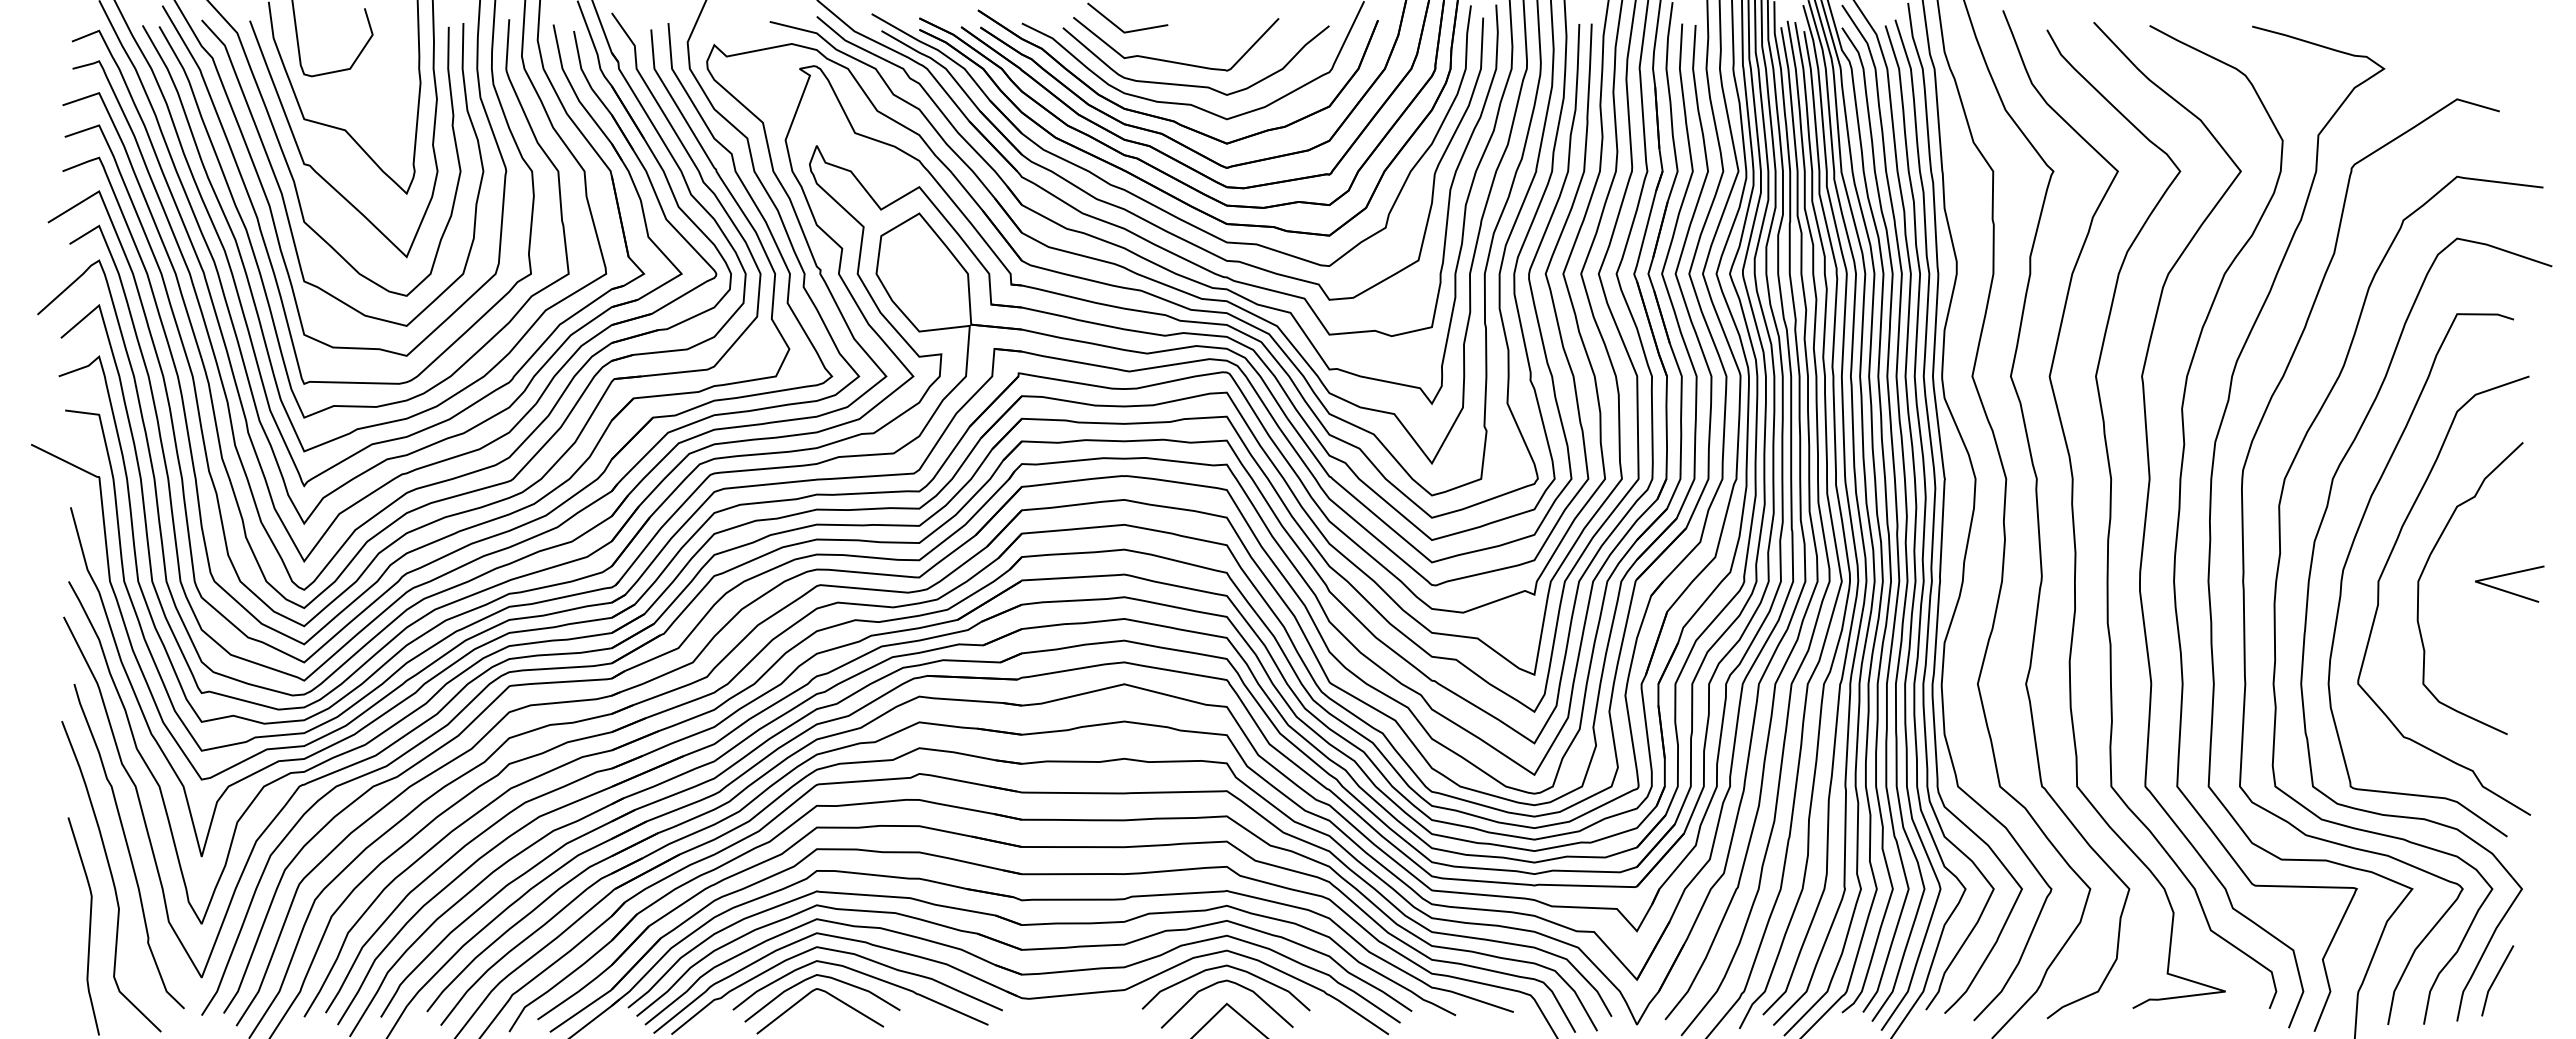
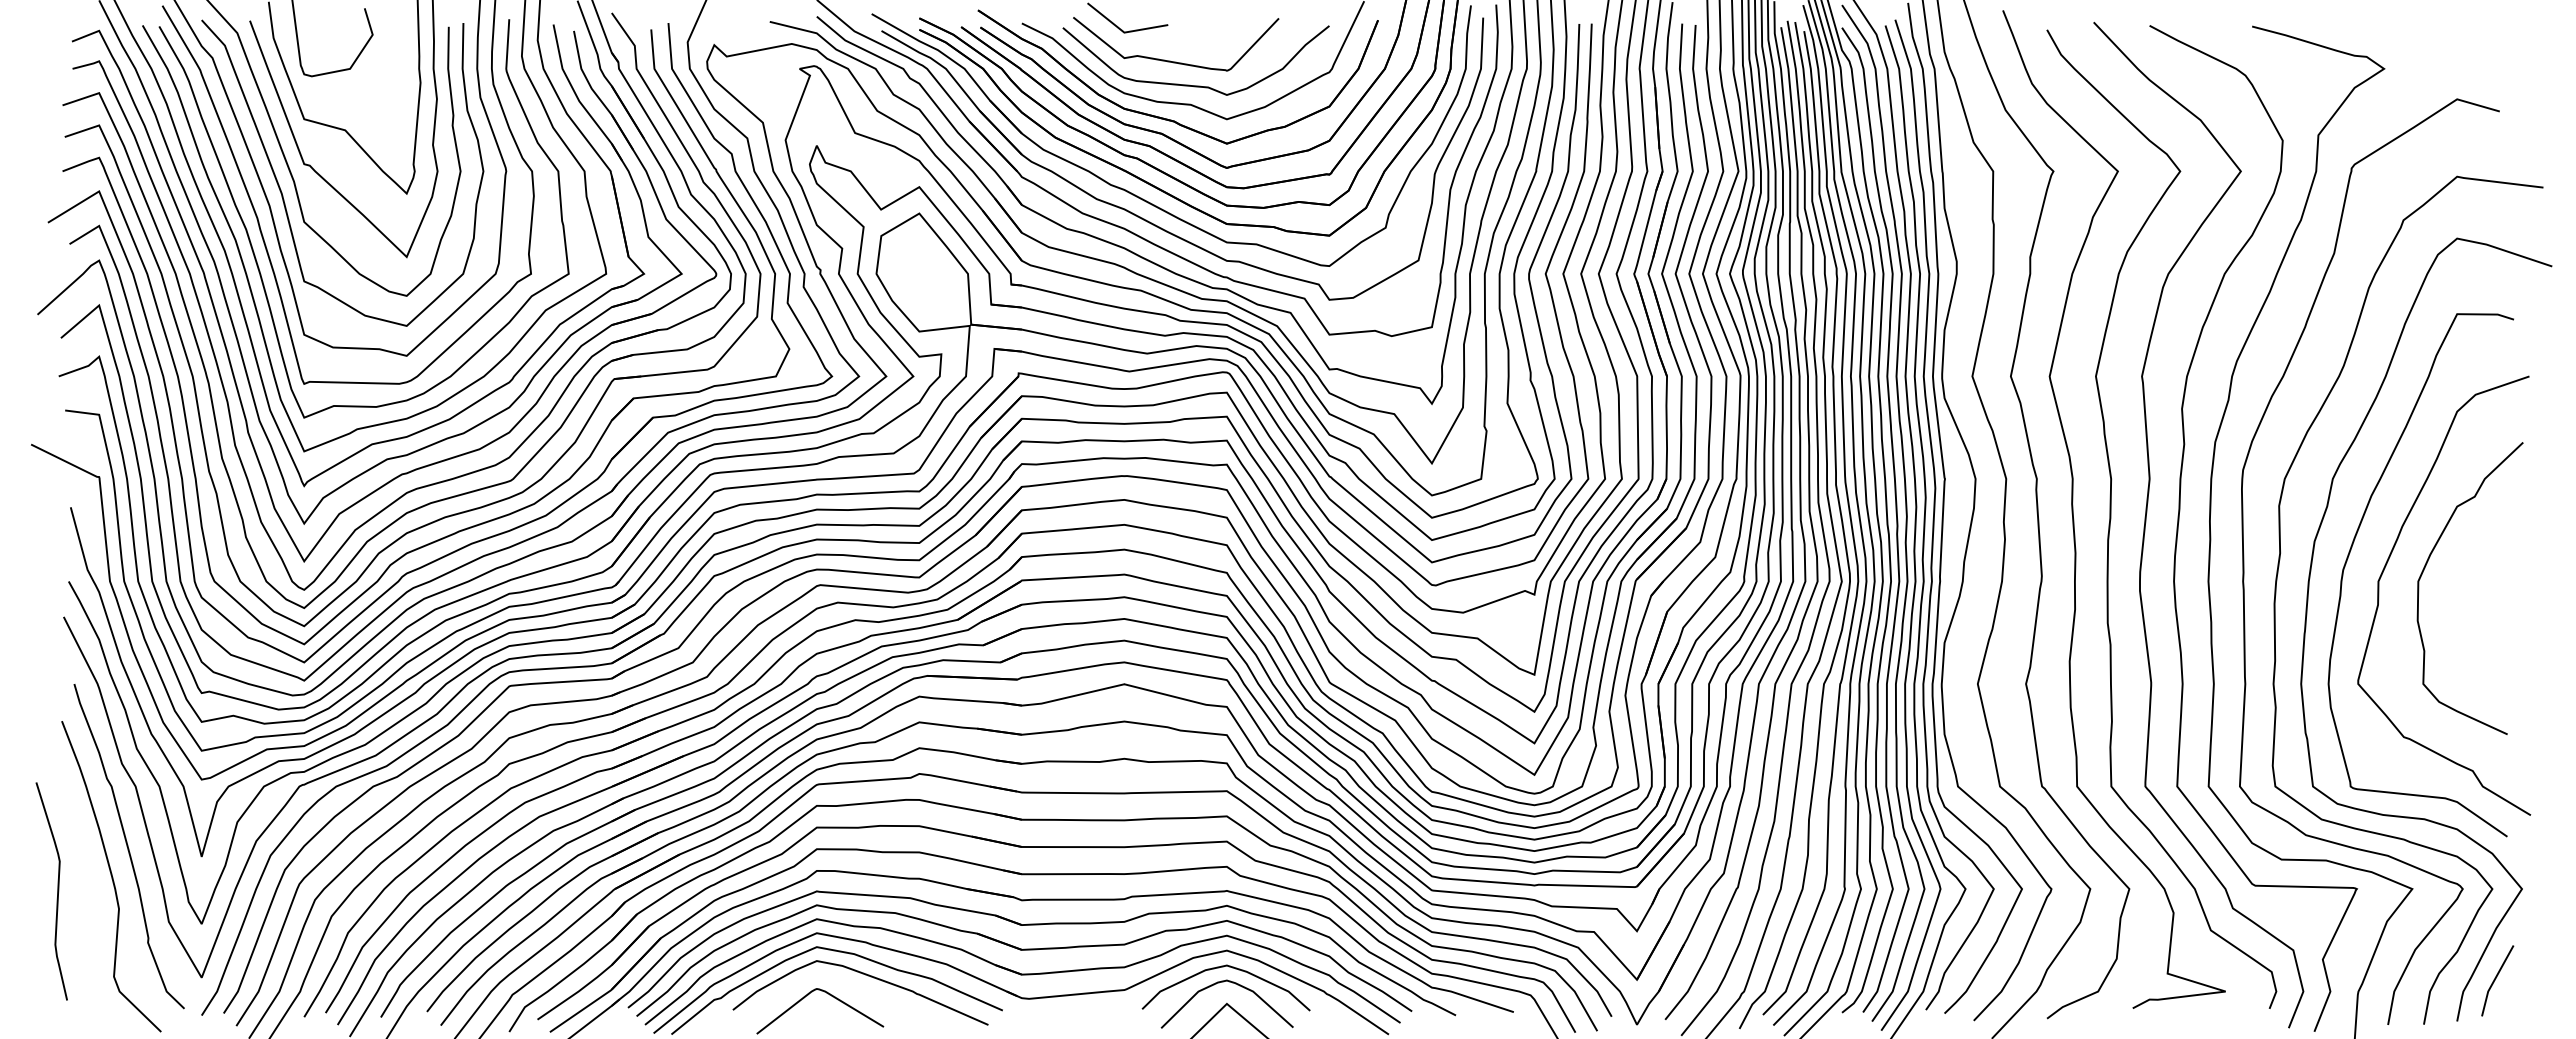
line: present -> none (2506, 590)
curve position: (89, 926) -> (57, 891) (57, 891)
curve: present -> none (828, 978)
